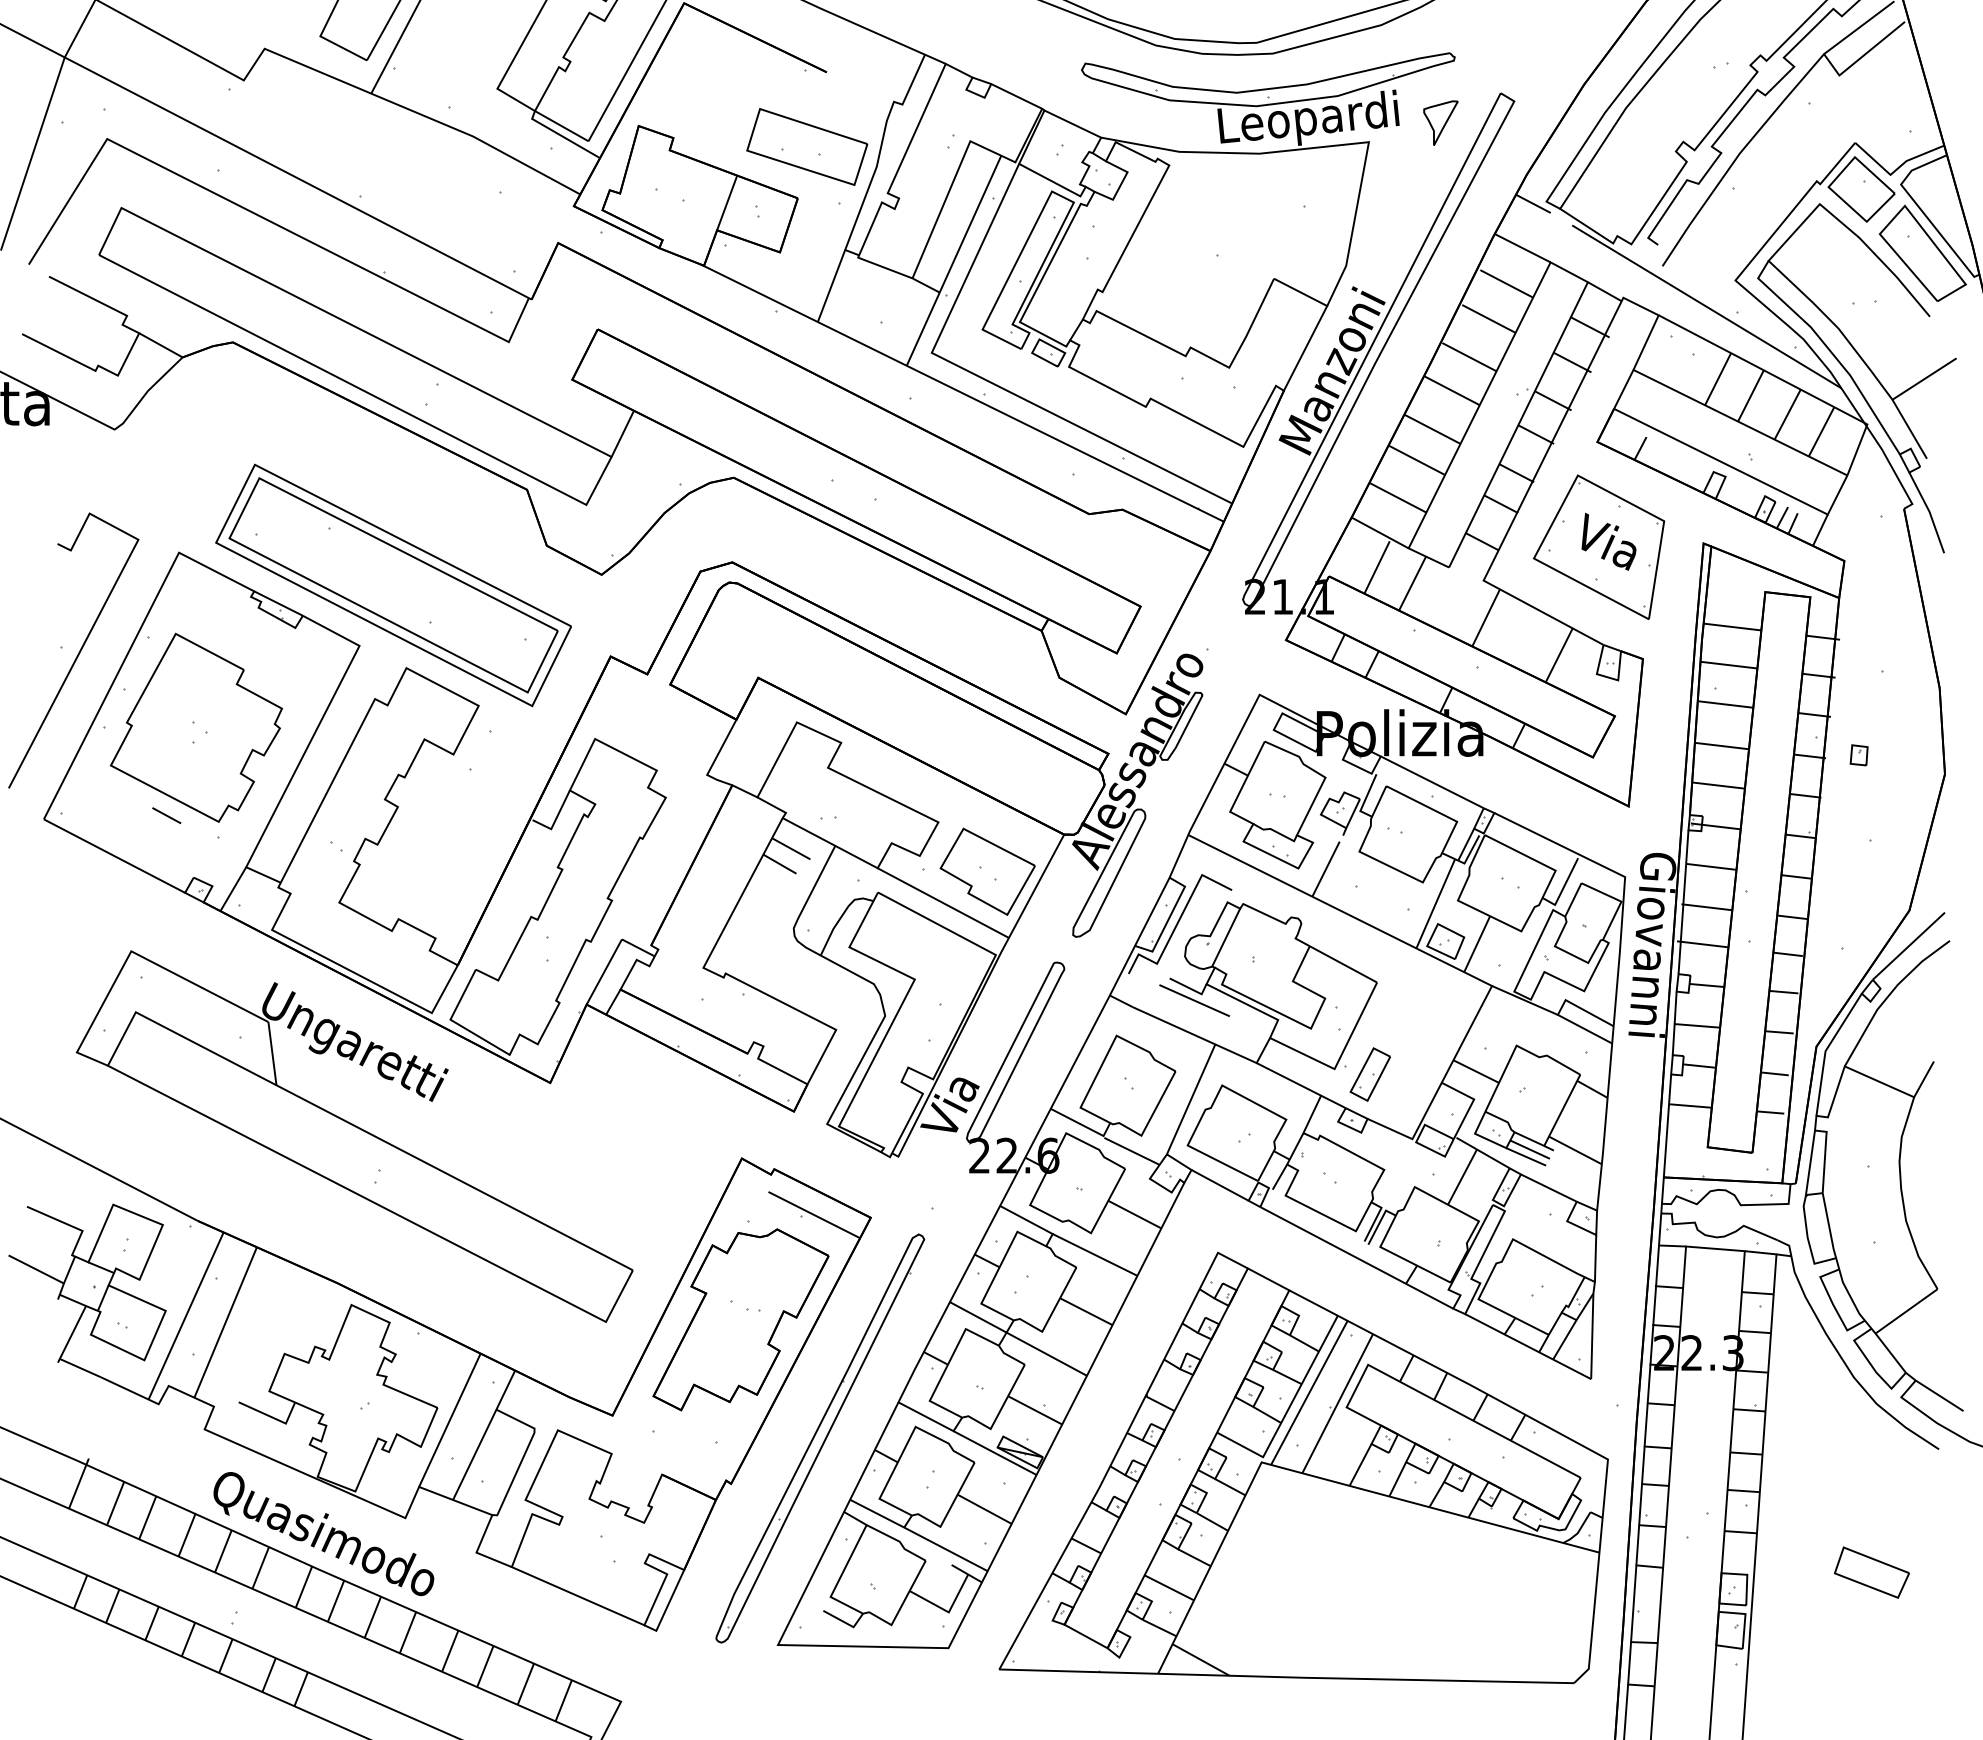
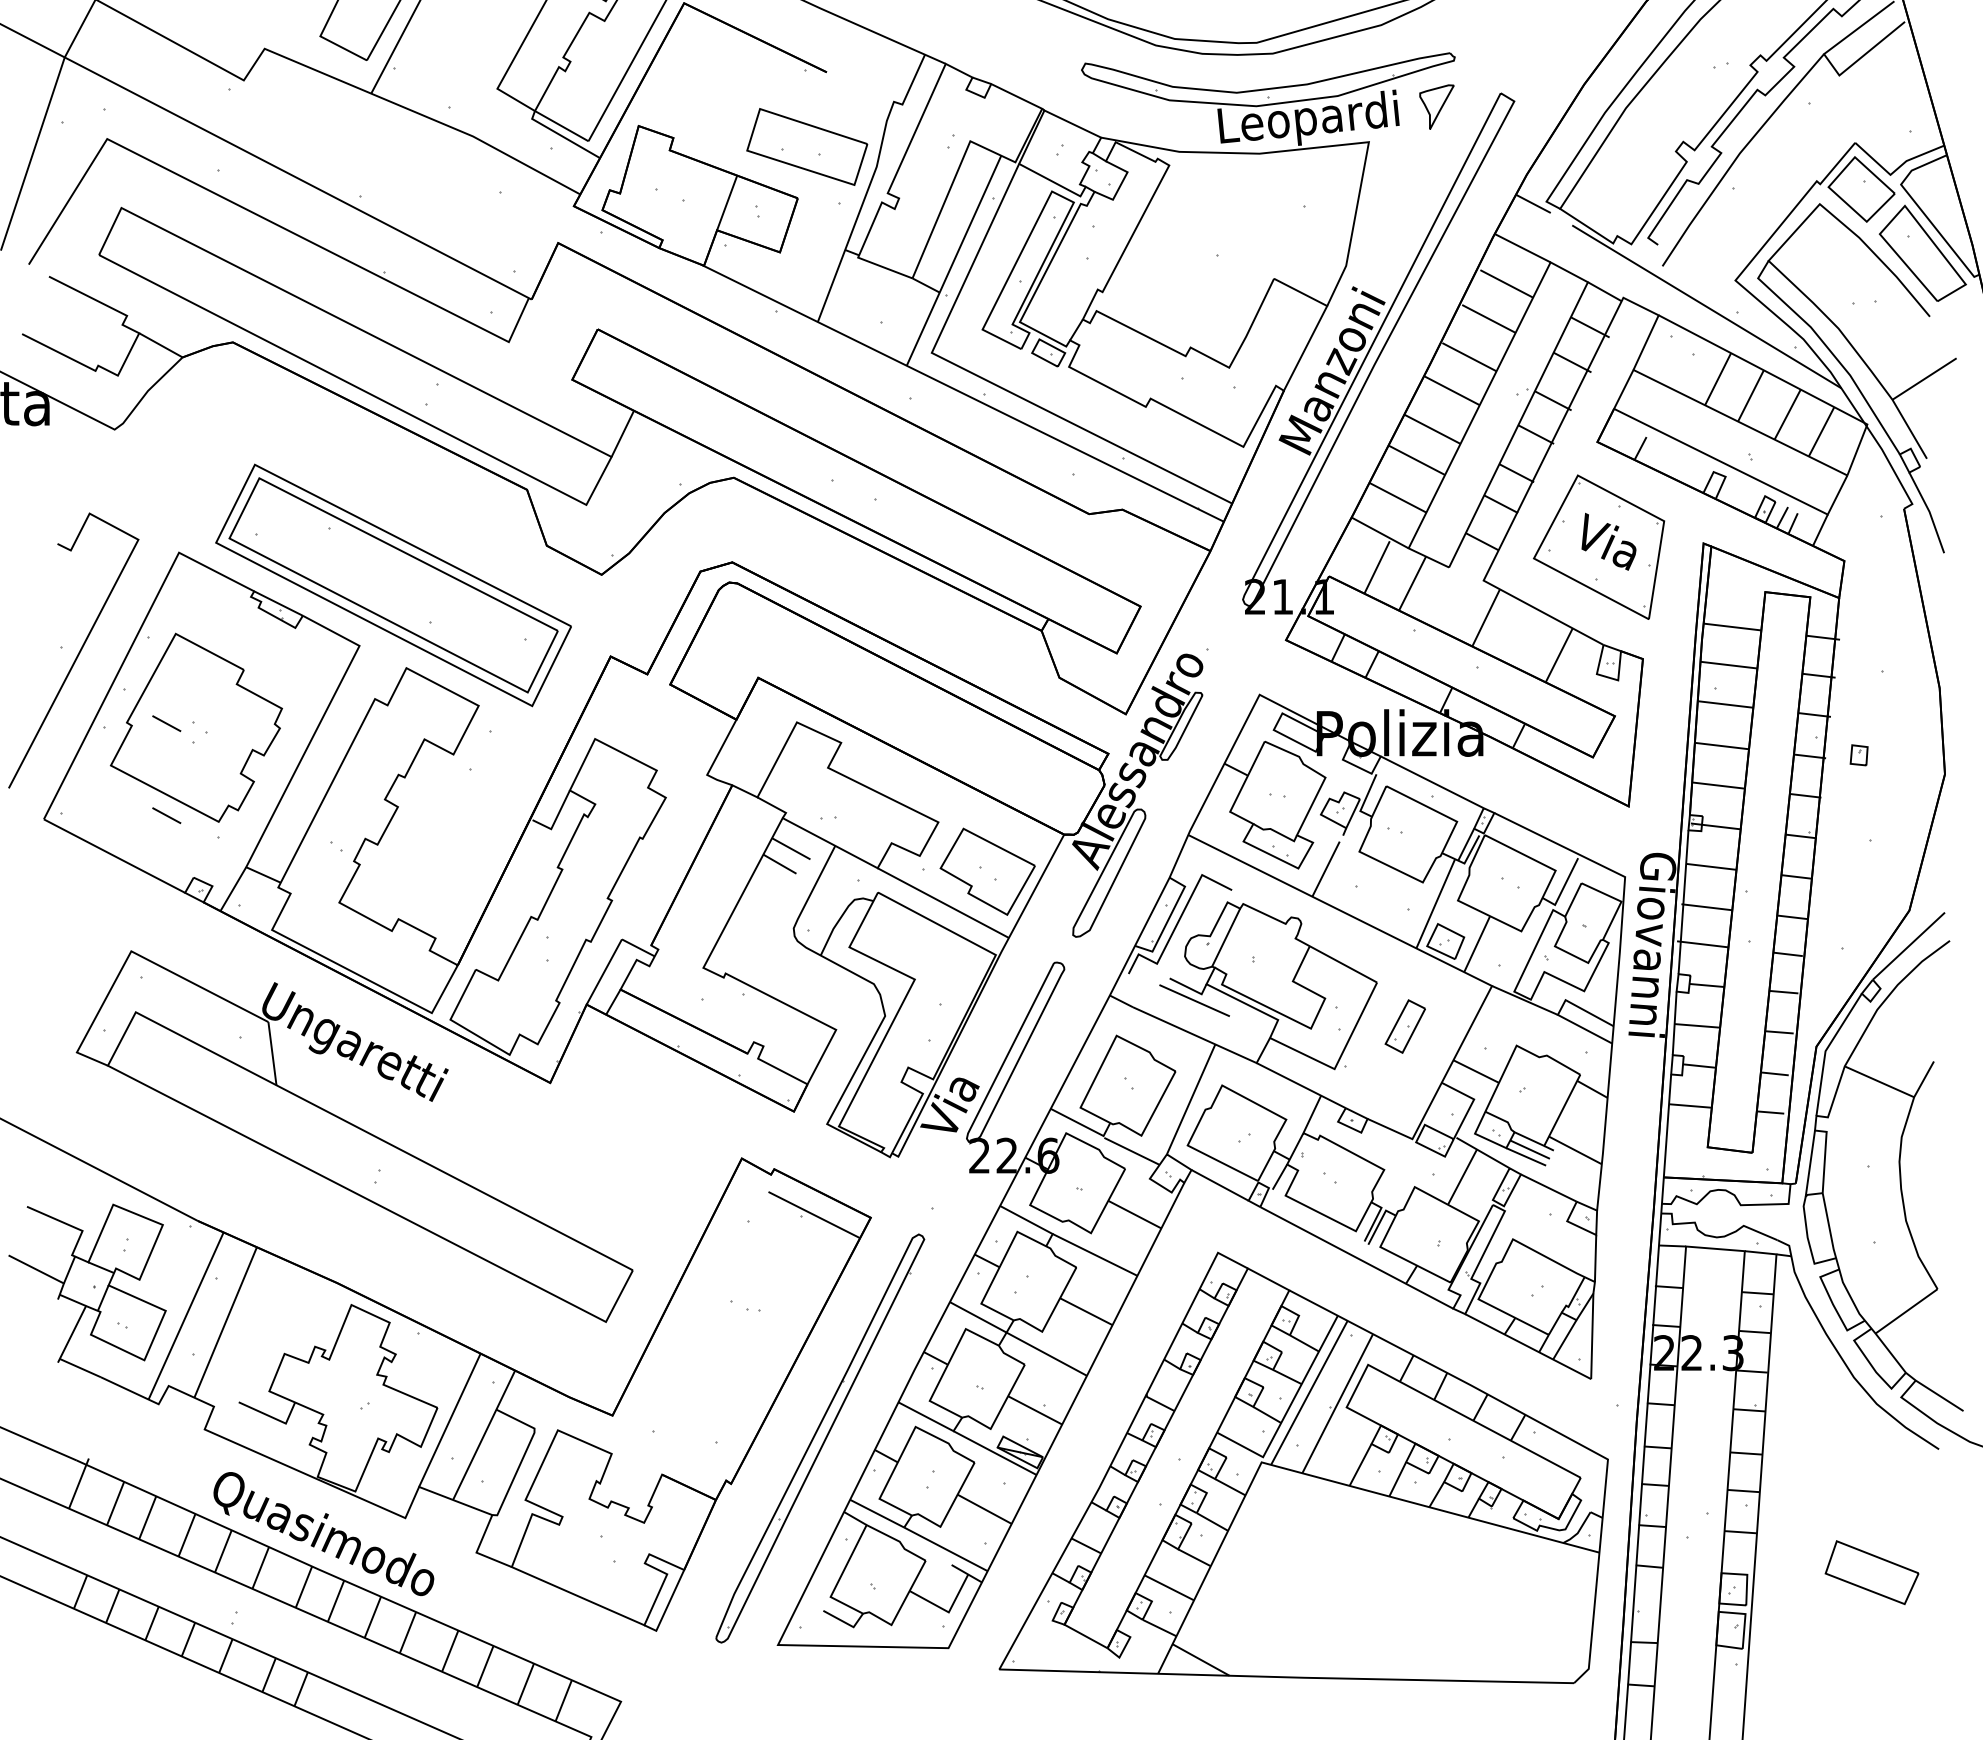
part position: (1440, 122) -> (1436, 106) (1436, 106)
line: none -> present (166, 723)
part position: (1369, 1074) -> (1404, 1026) (1404, 1026)
part: present -> none (740, 1319)
part size: 77x53 px -> 96x65 px (1871, 1572)
